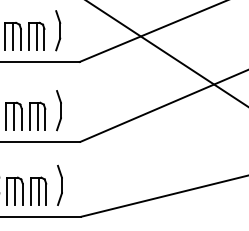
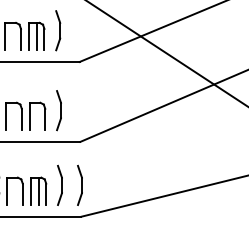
line: present -> none (13, 36)
line: present -> none (14, 116)
line: present -> none (37, 116)
part: none -> present (79, 184)
line: present -> none (15, 191)
